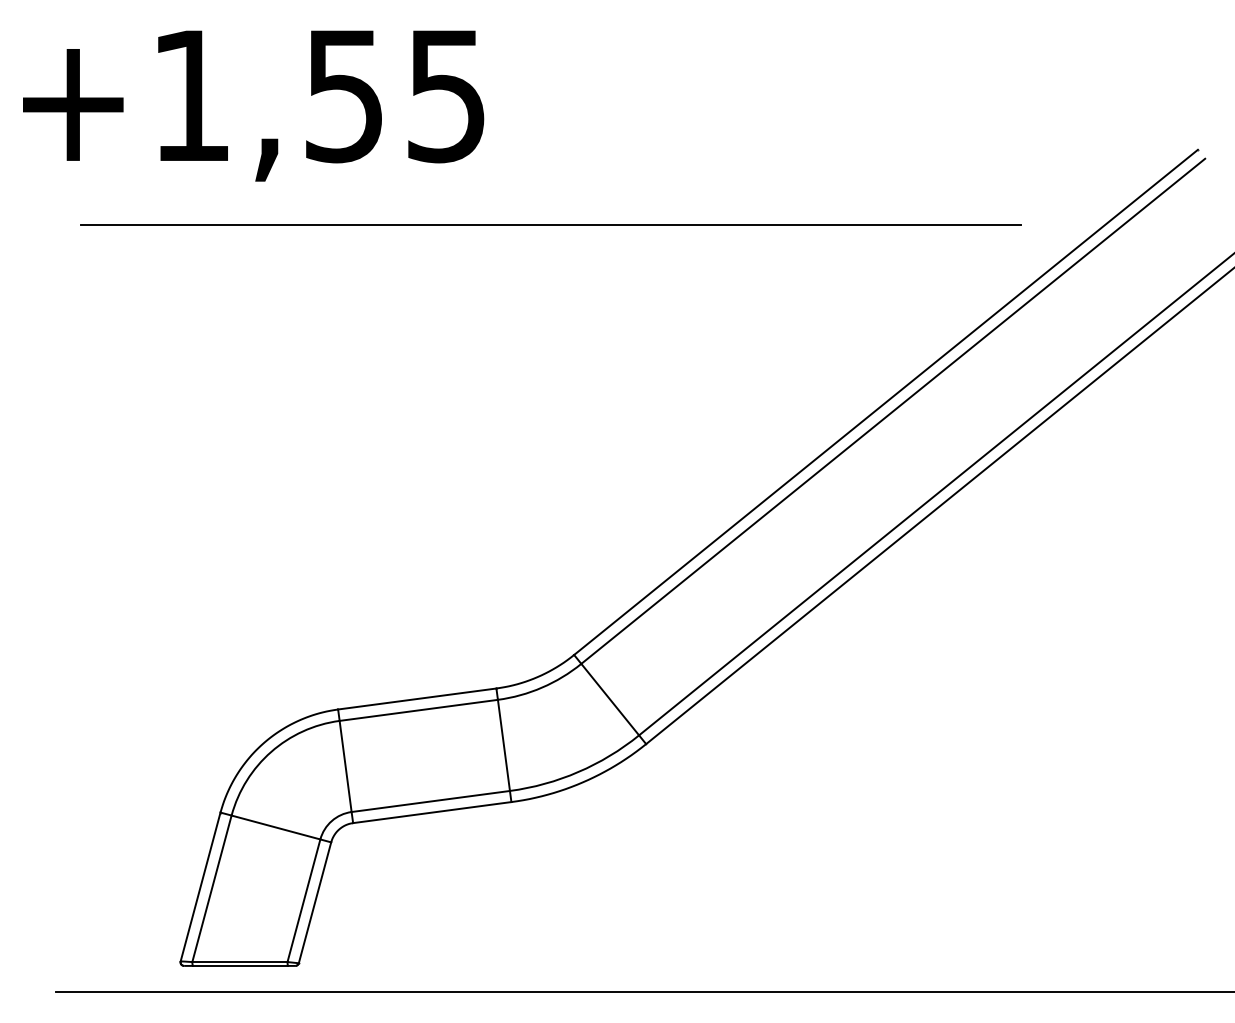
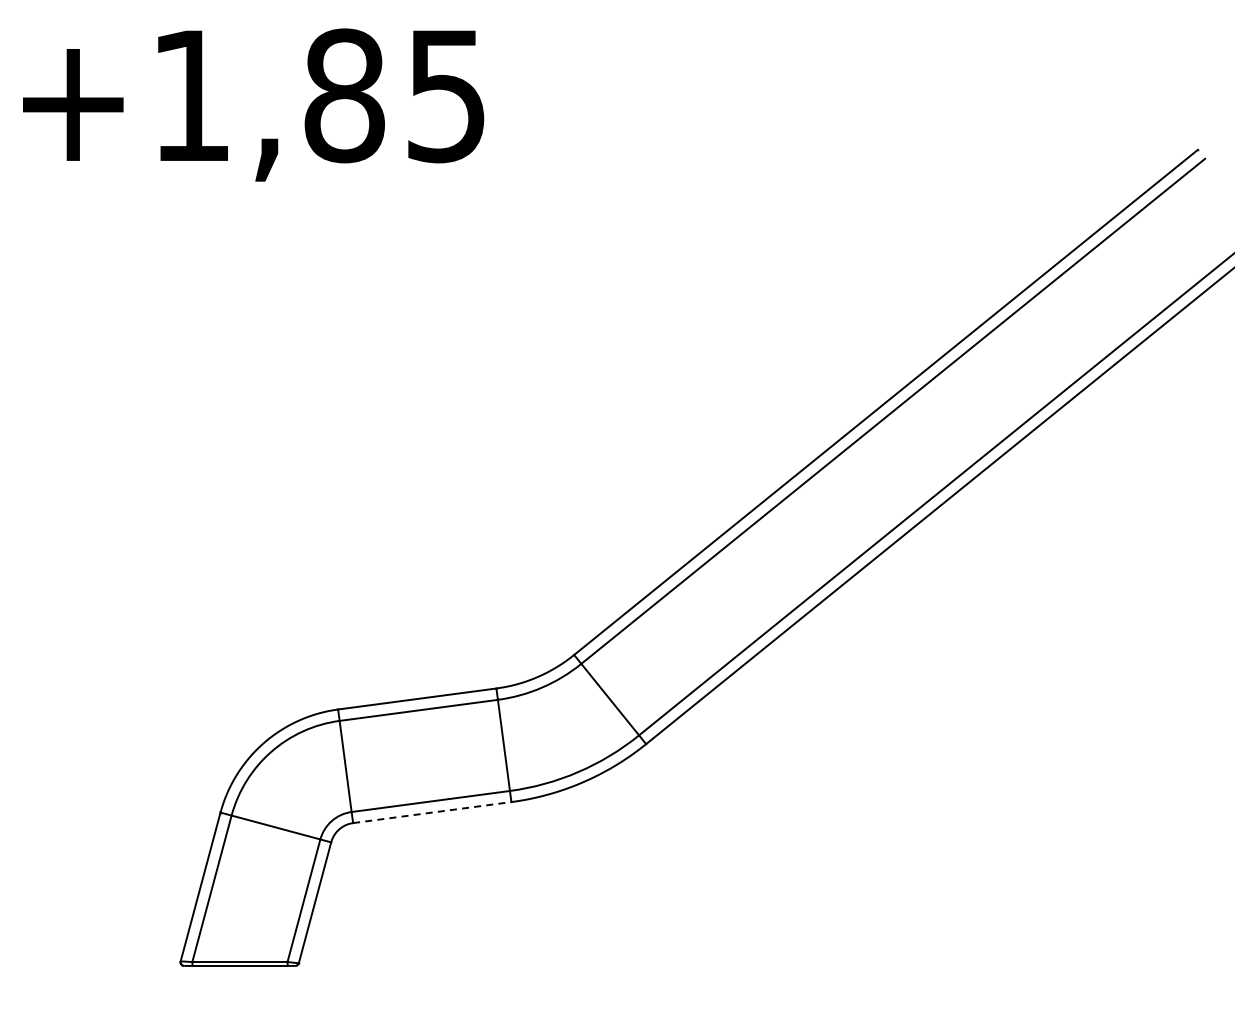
text: +1,55 -> +1,85 (344, 95)
line: present -> none (551, 225)
line: solid -> dashed (432, 812)
line: present -> none (643, 992)
